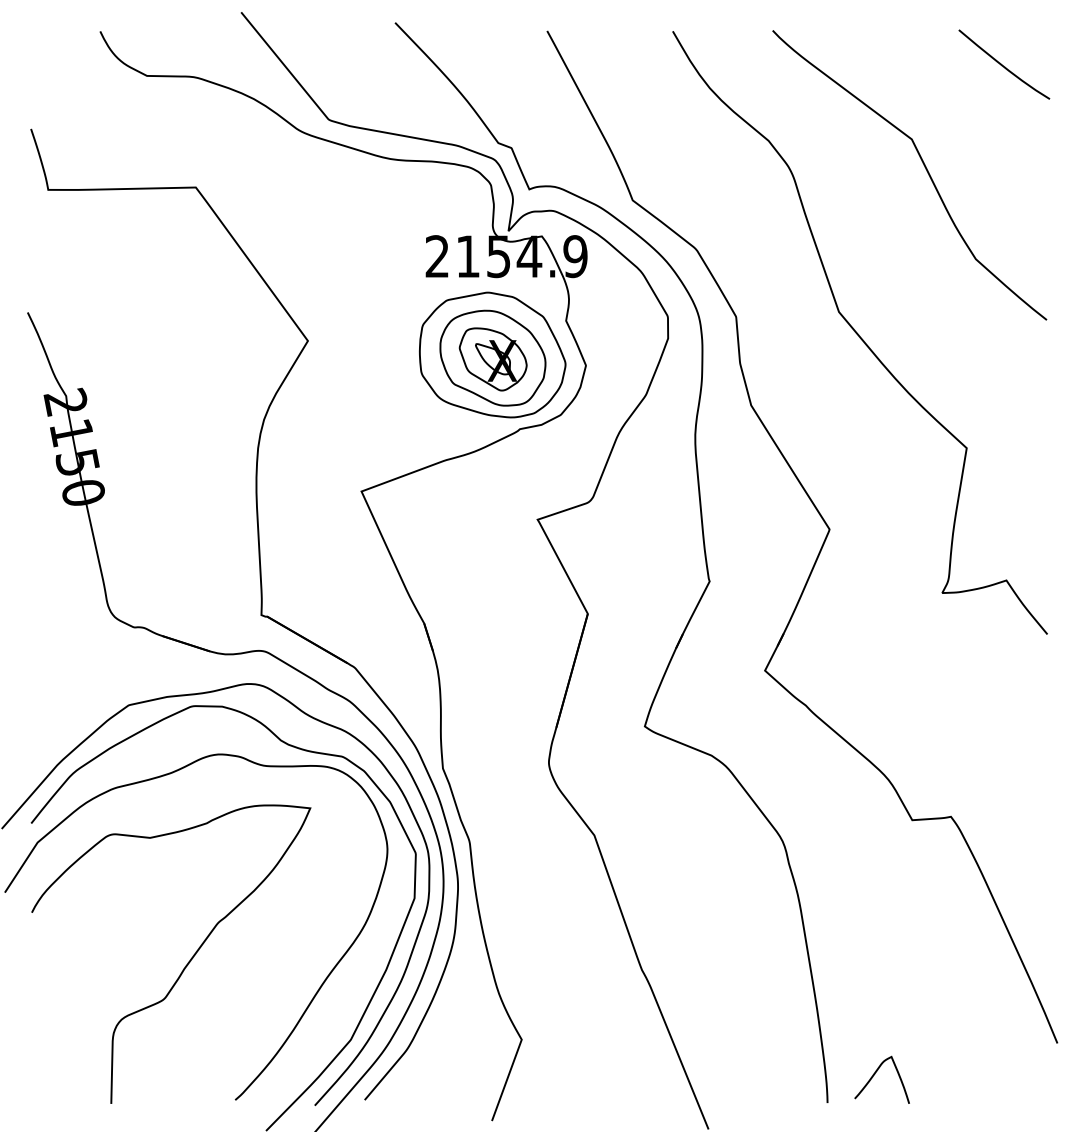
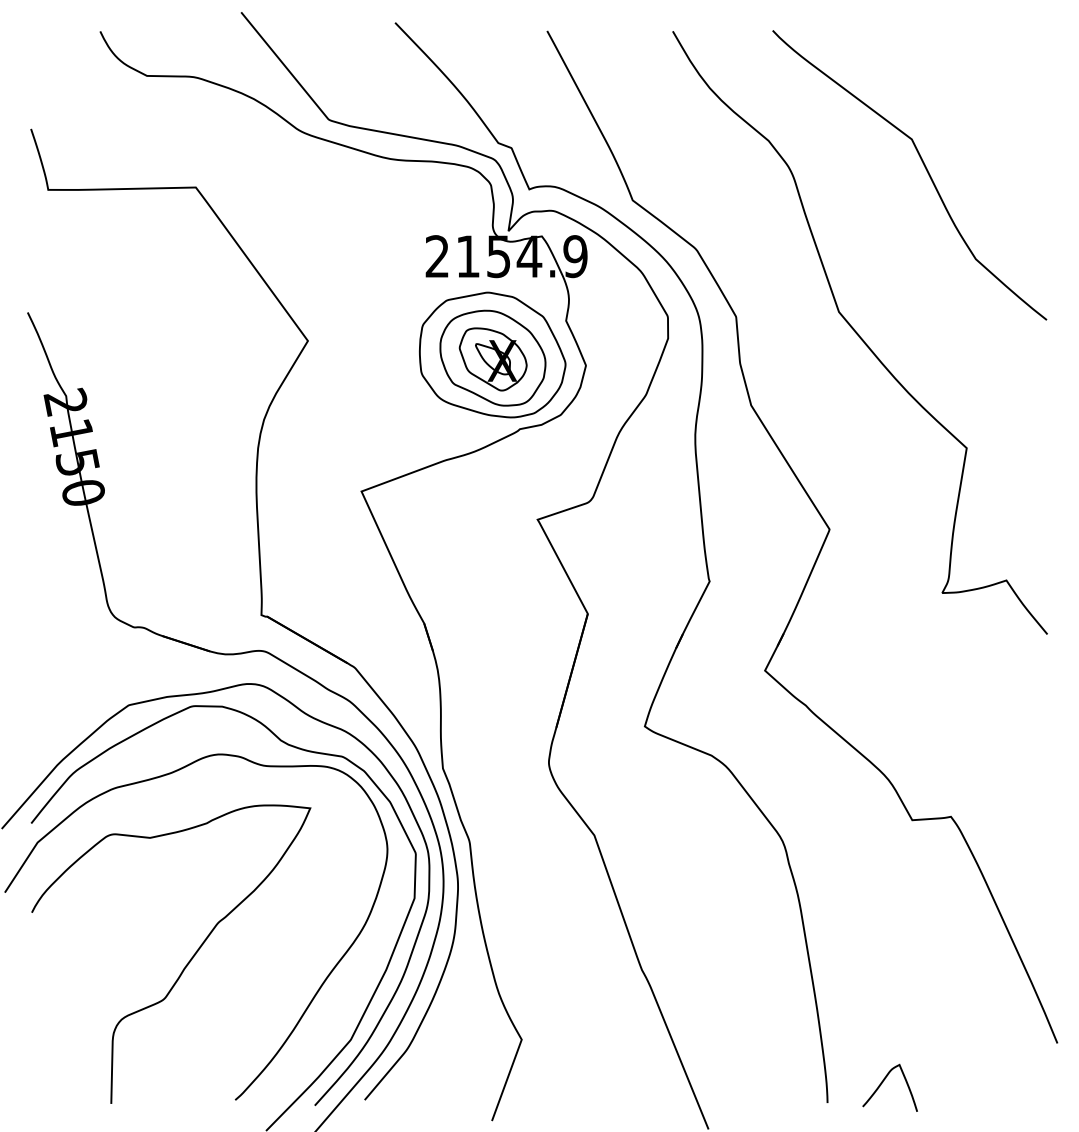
curve: present -> none (1003, 65)
curve position: (875, 1074) -> (883, 1082) (883, 1082)
